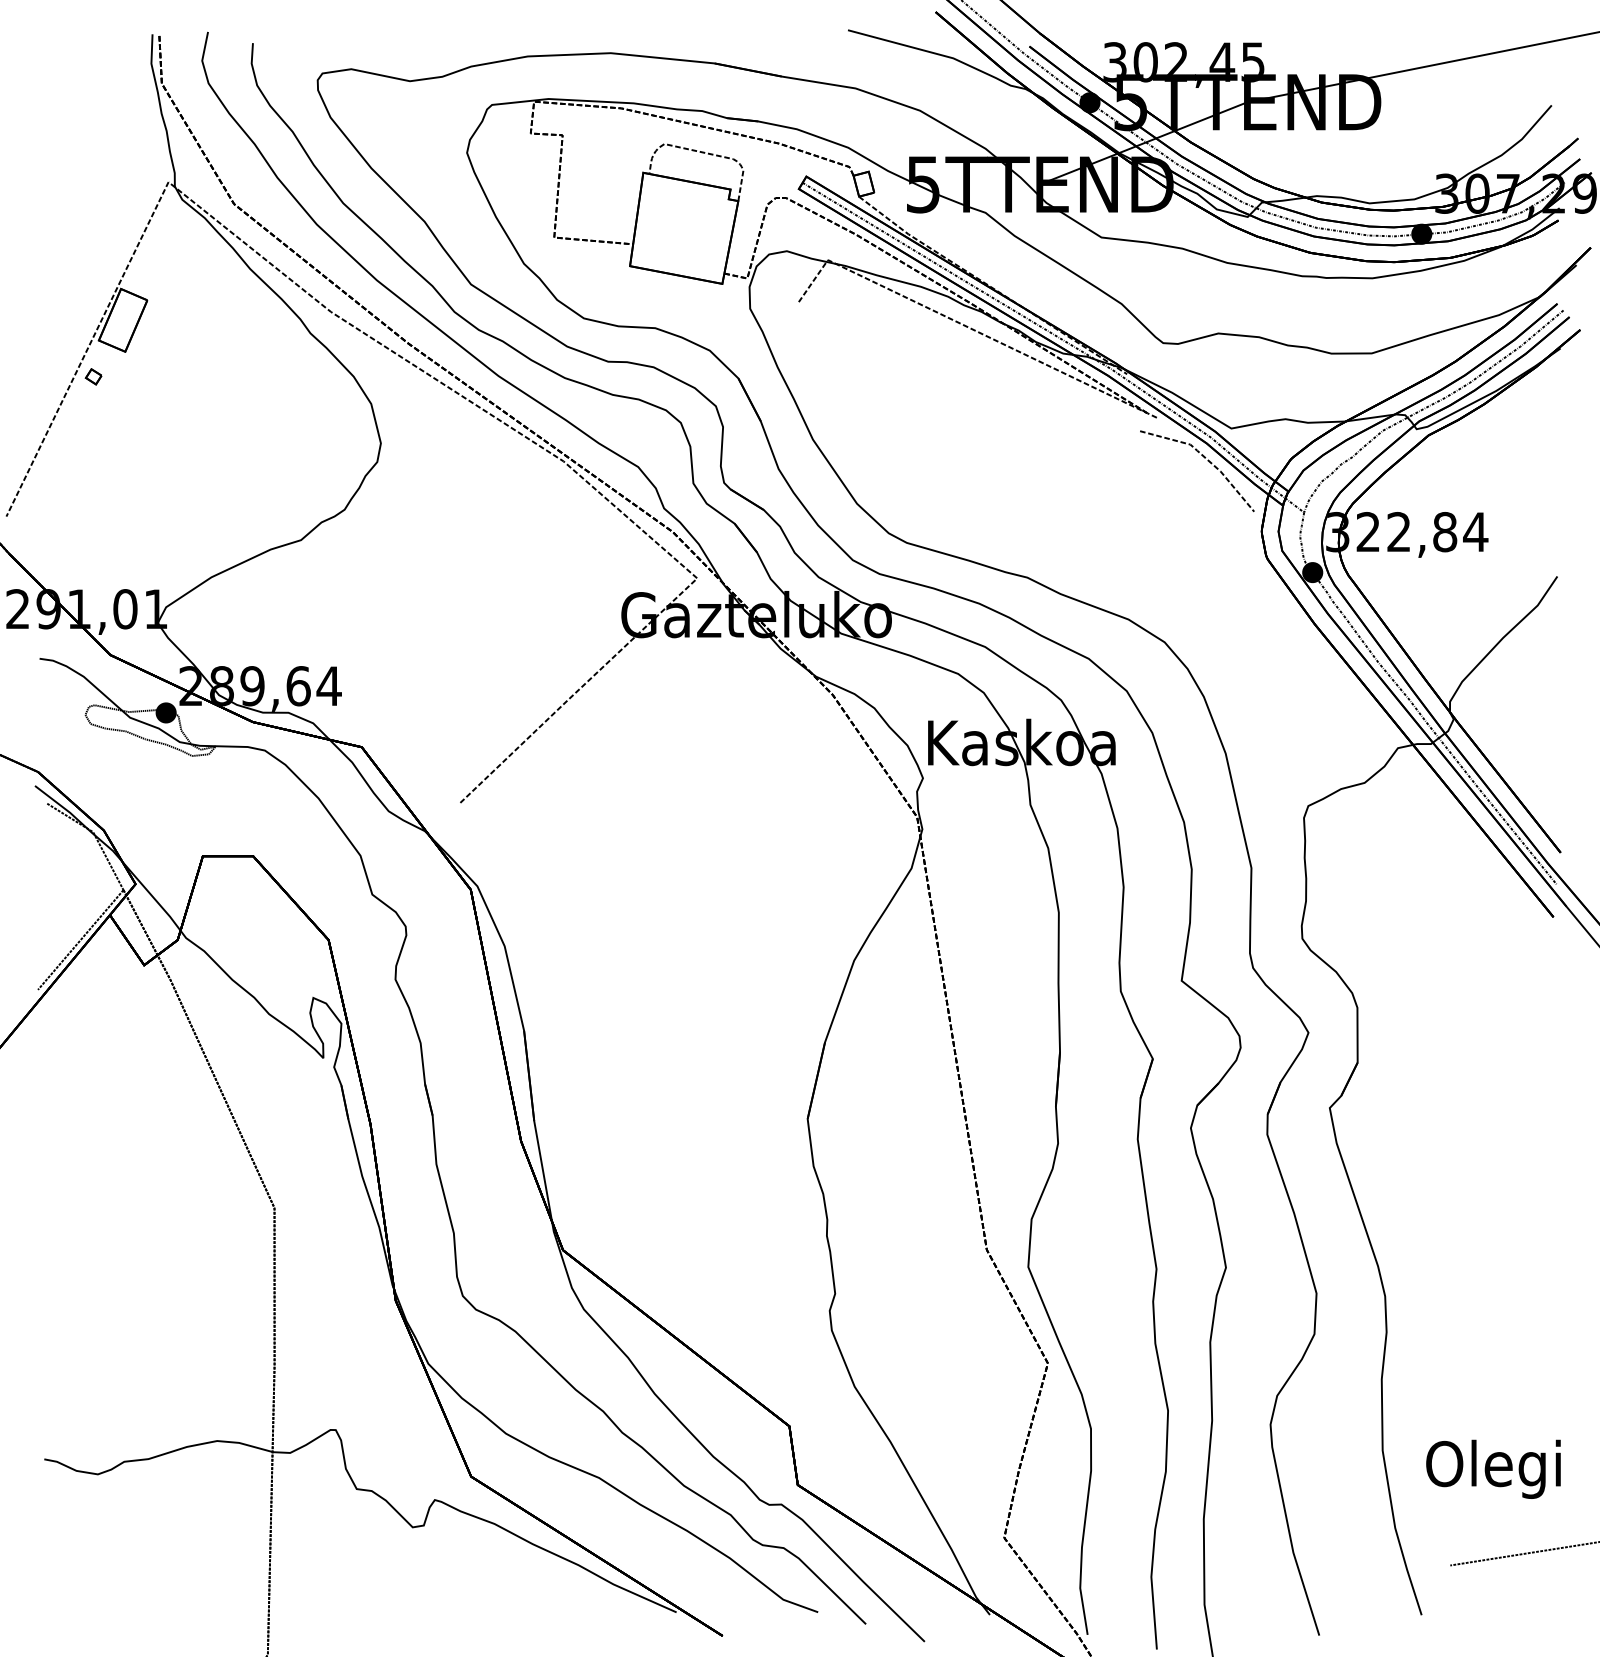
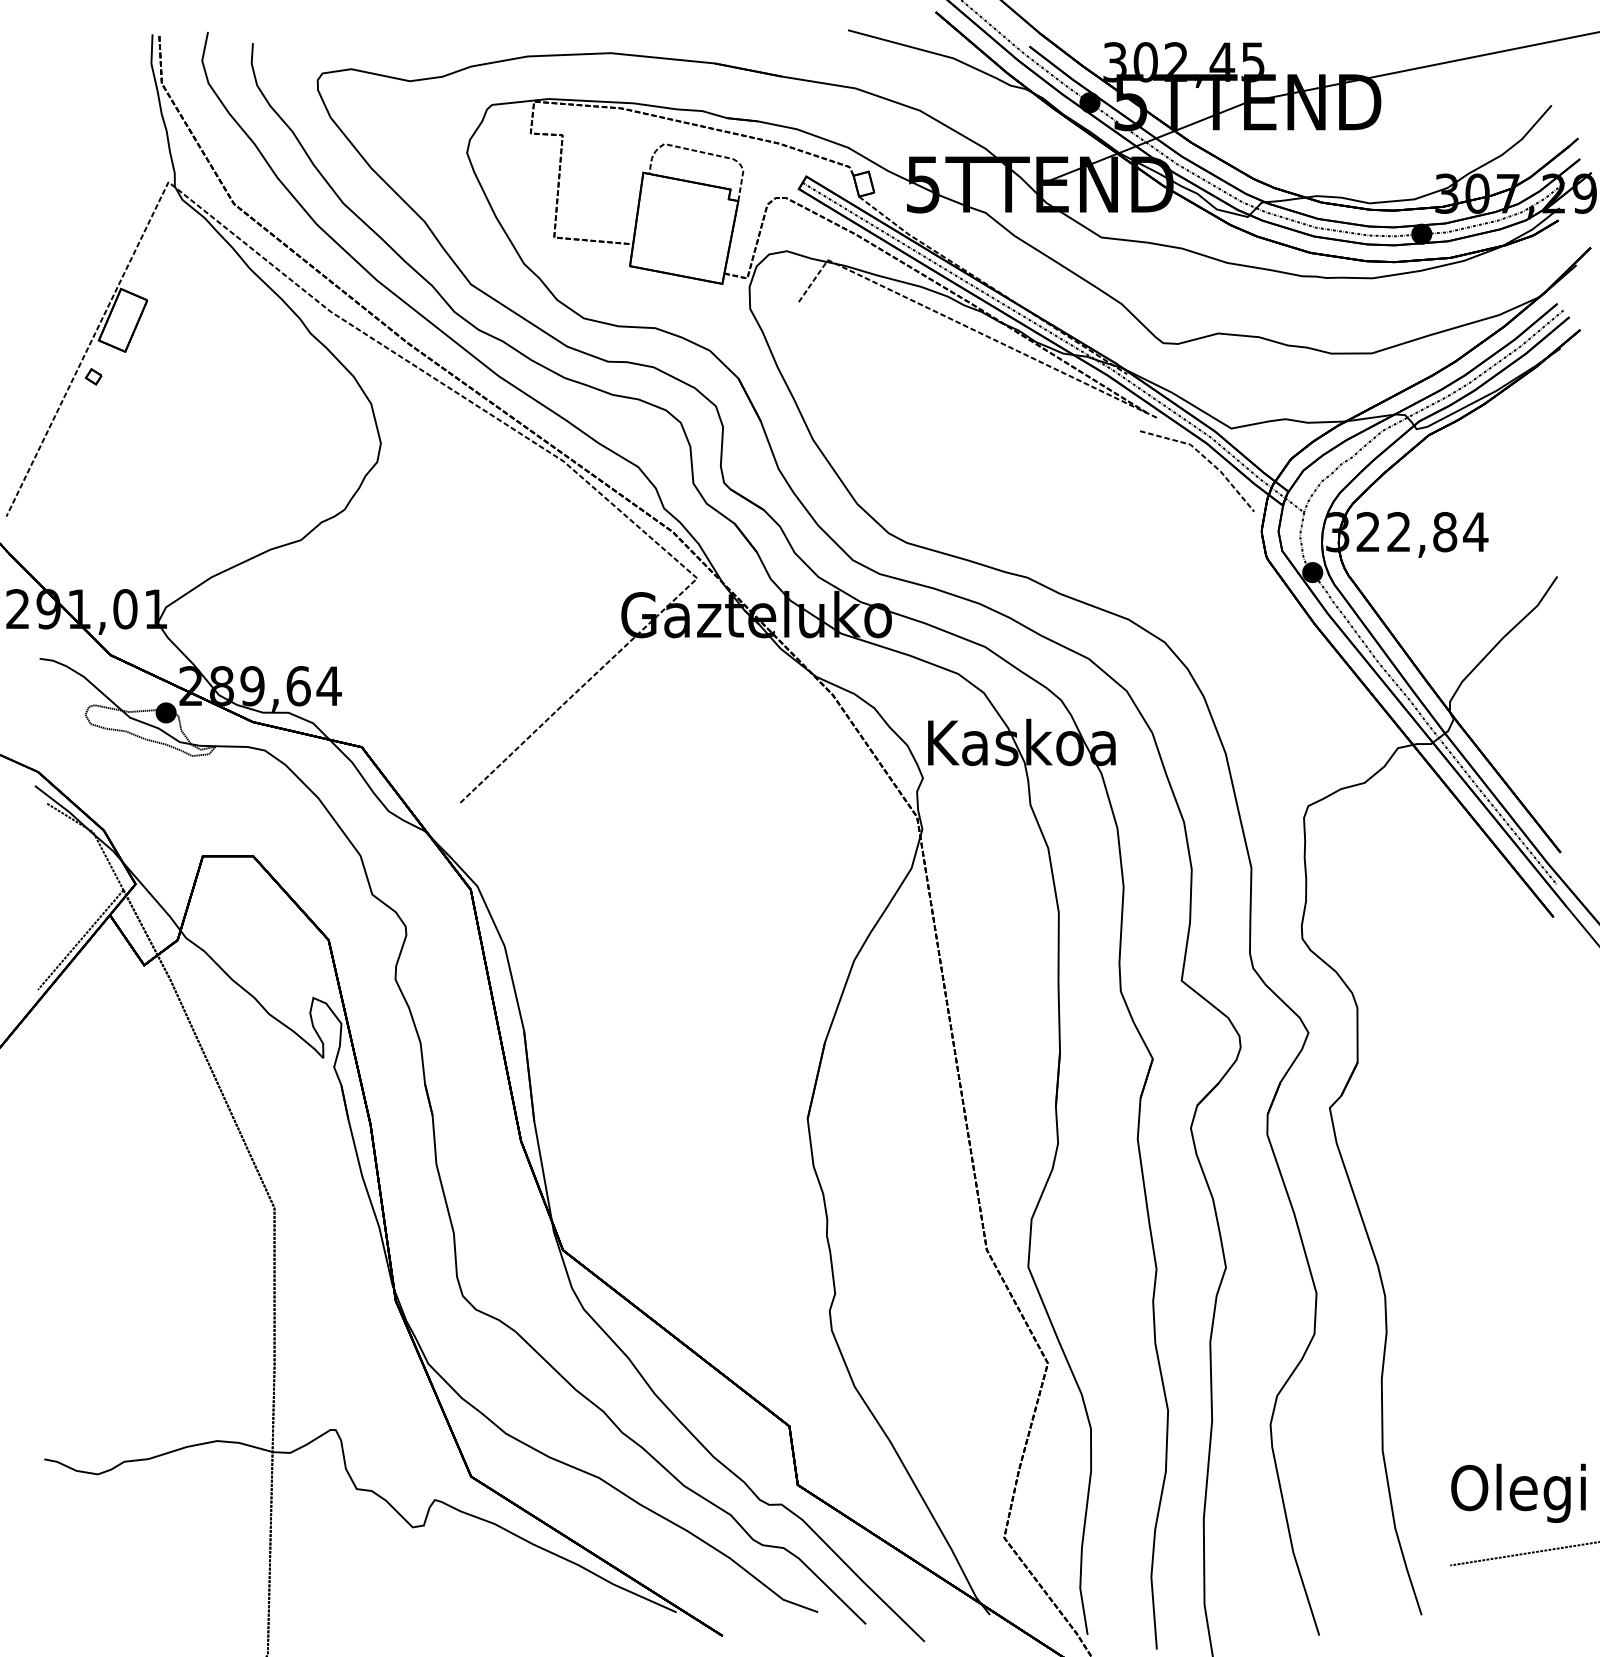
text position: (1493, 1468) -> (1518, 1492) (1518, 1492)
